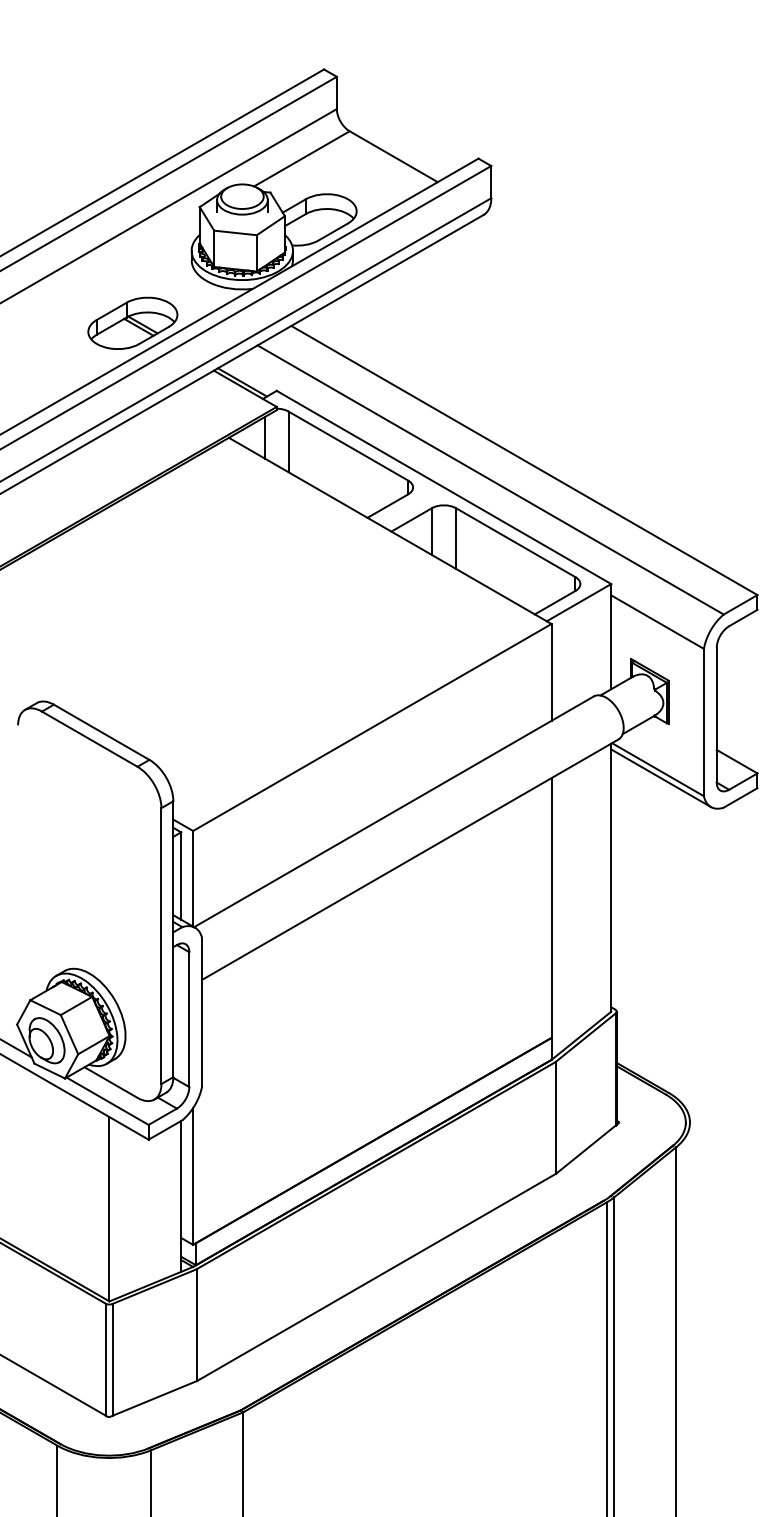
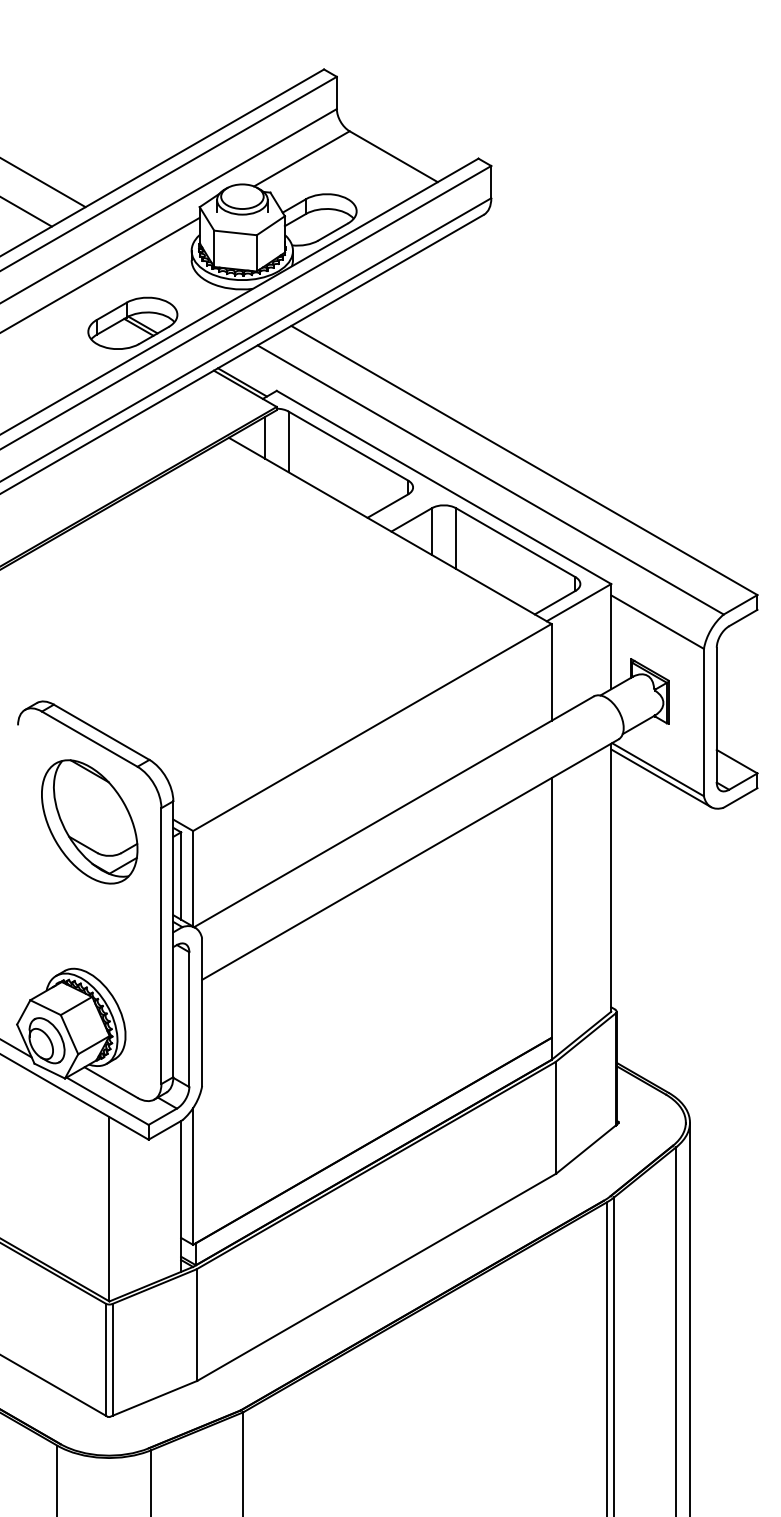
line: none -> present (43, 183)
line: none -> present (26, 212)
line: none -> present (100, 274)
part: none -> present (89, 821)
line: none -> present (689, 1317)
